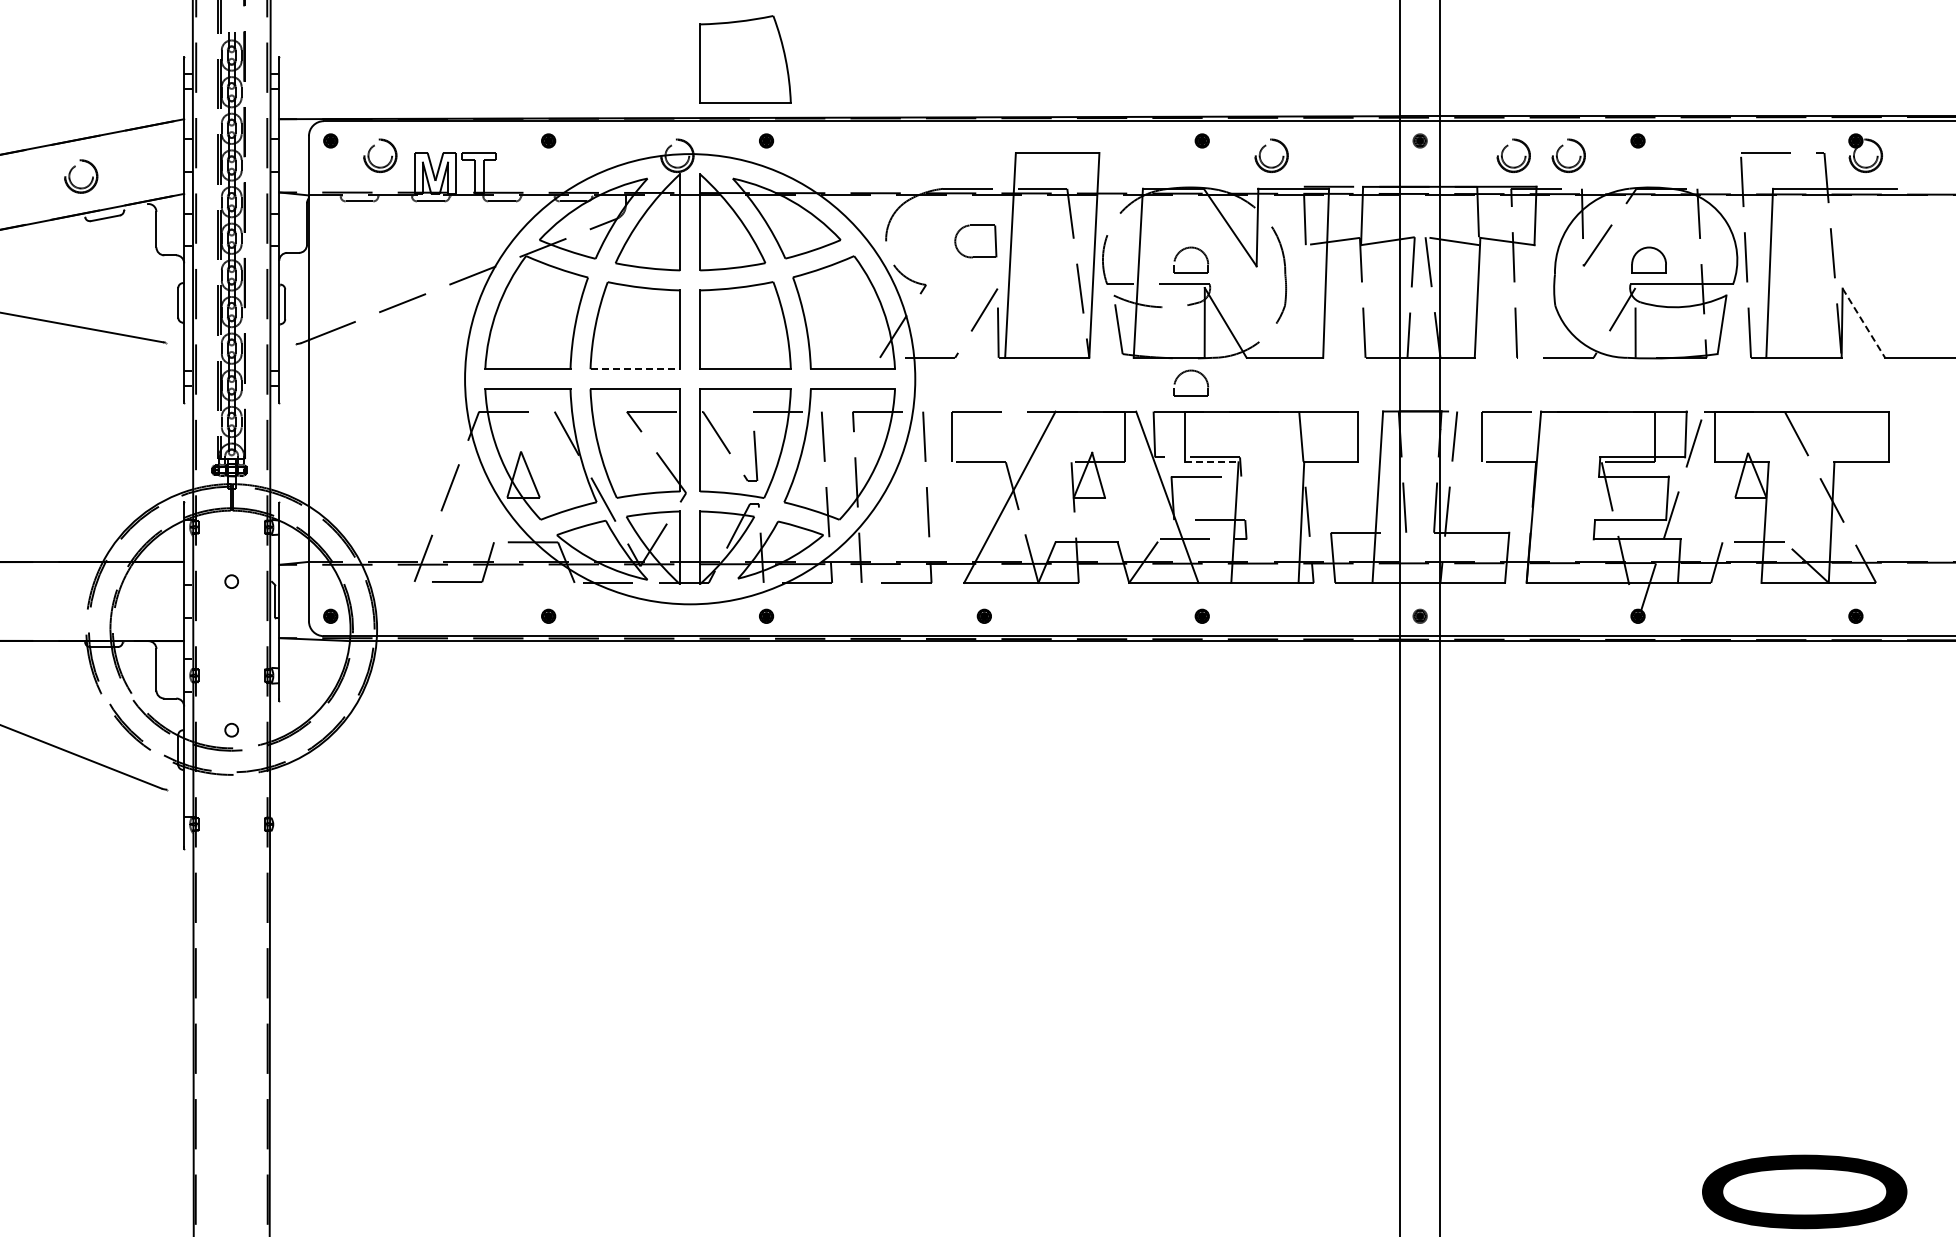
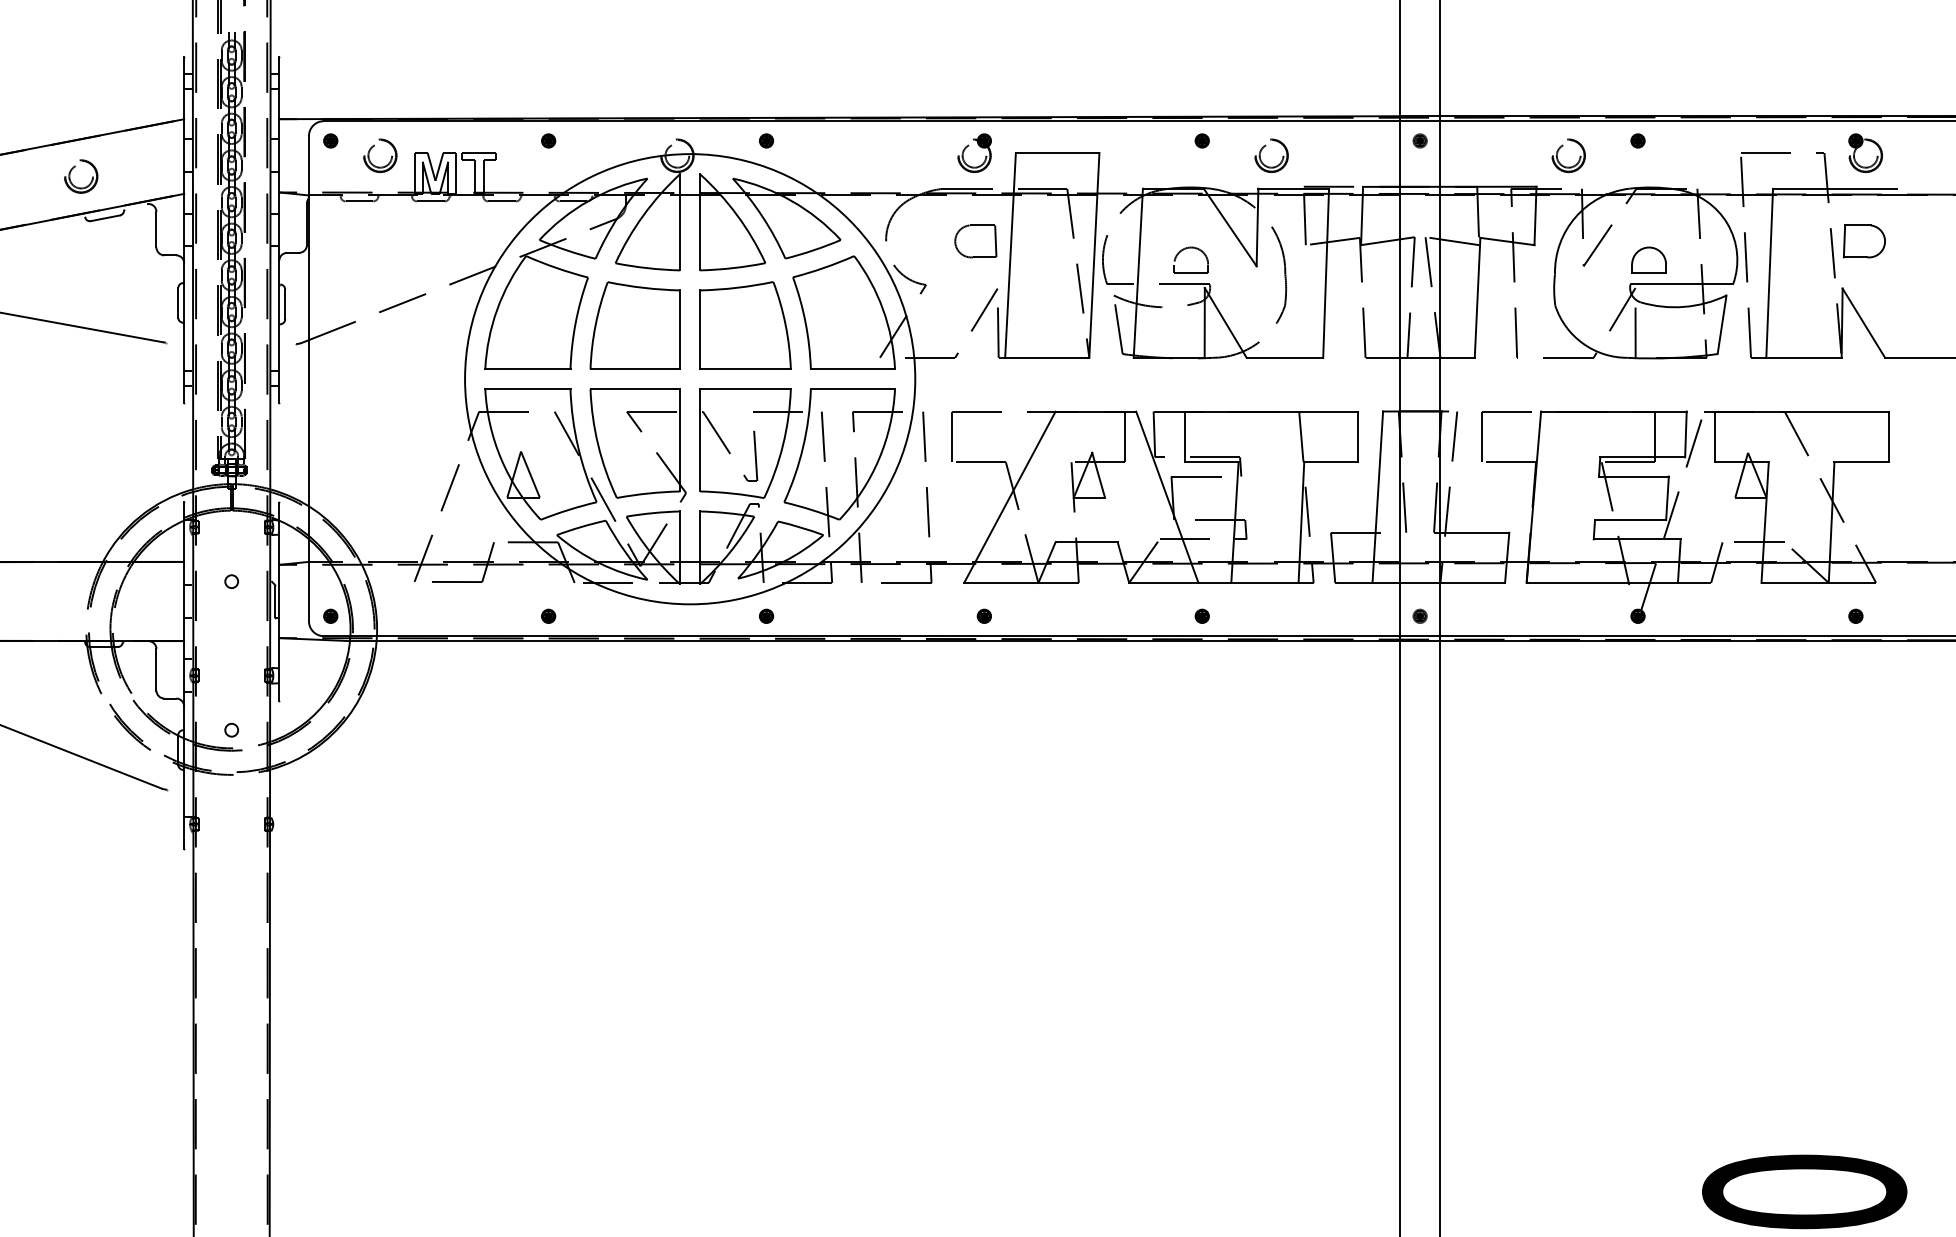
part: present -> none (745, 59)
part: none -> present (969, 146)
part: present -> none (1508, 146)
part: none -> present (1864, 241)
line: dashed -> solid (1863, 323)
line: dashed -> solid (635, 369)
part: present -> none (1191, 371)
line: dashed -> solid (1211, 462)
